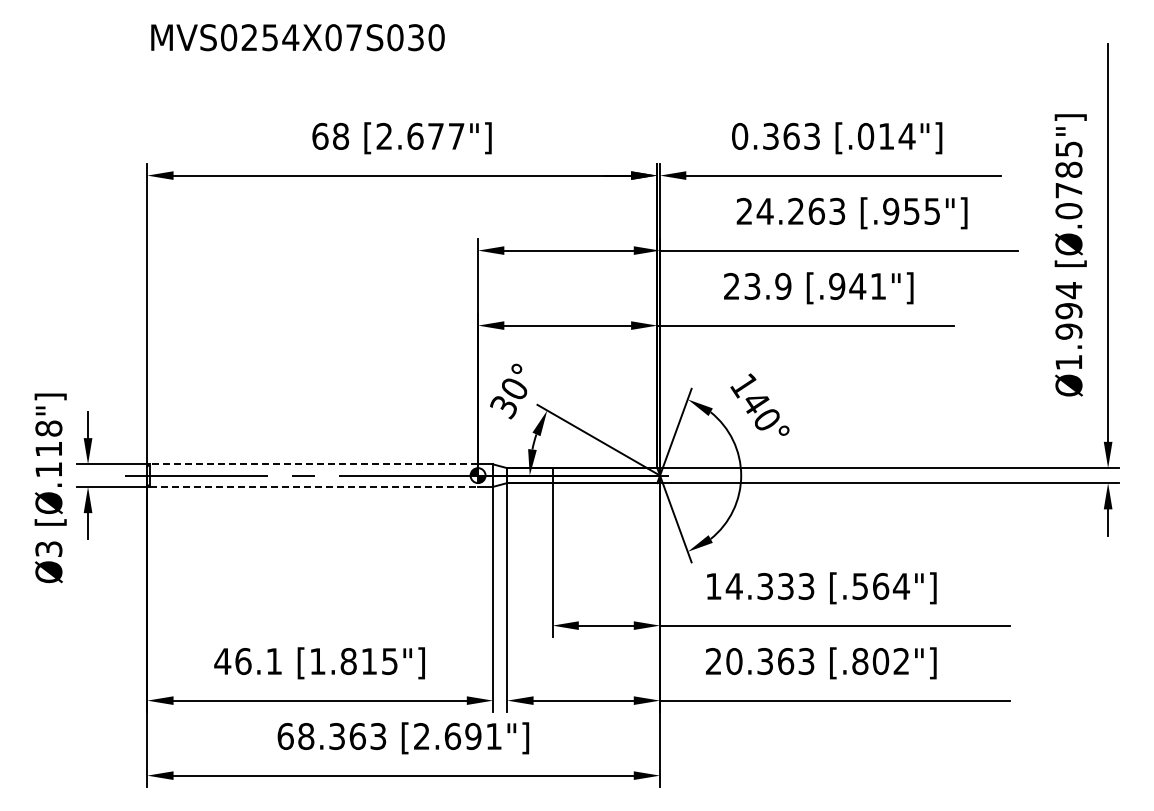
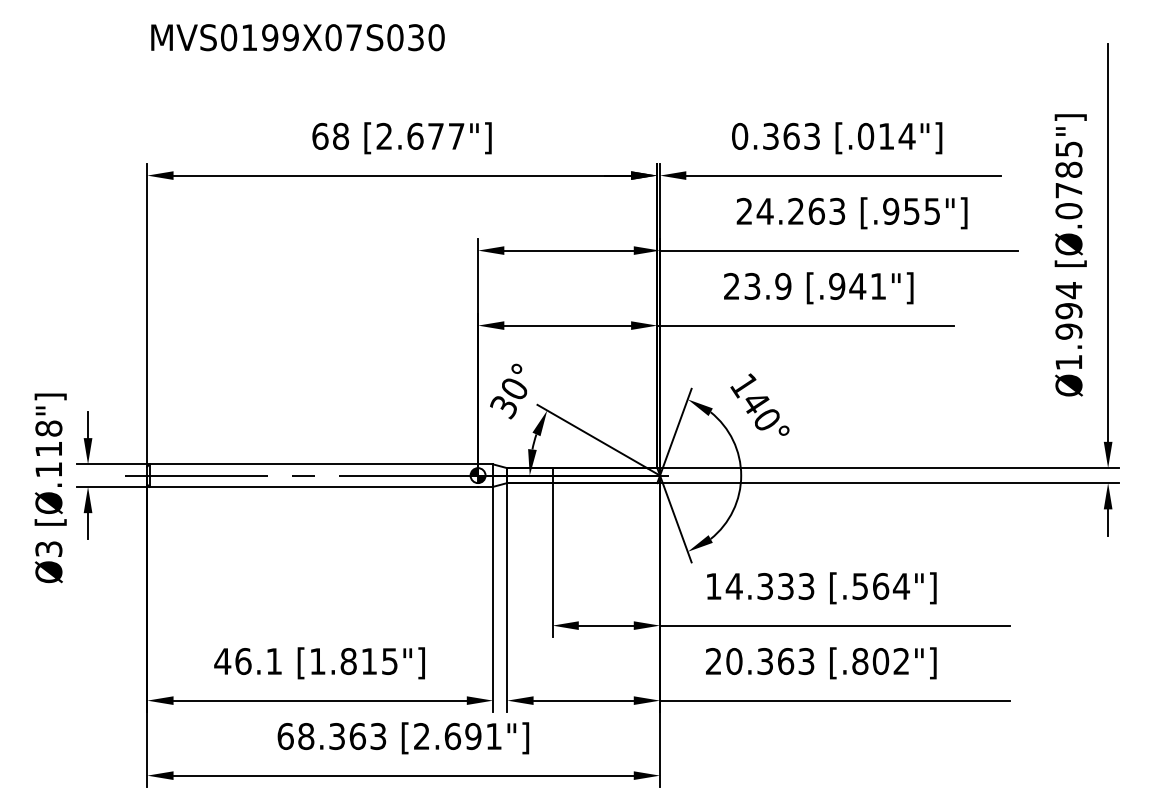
text: MVS0254X07S030 -> MVS0199X07S030 (270, 37)
line: dashed -> solid (313, 464)
line: dashed -> solid (314, 486)
